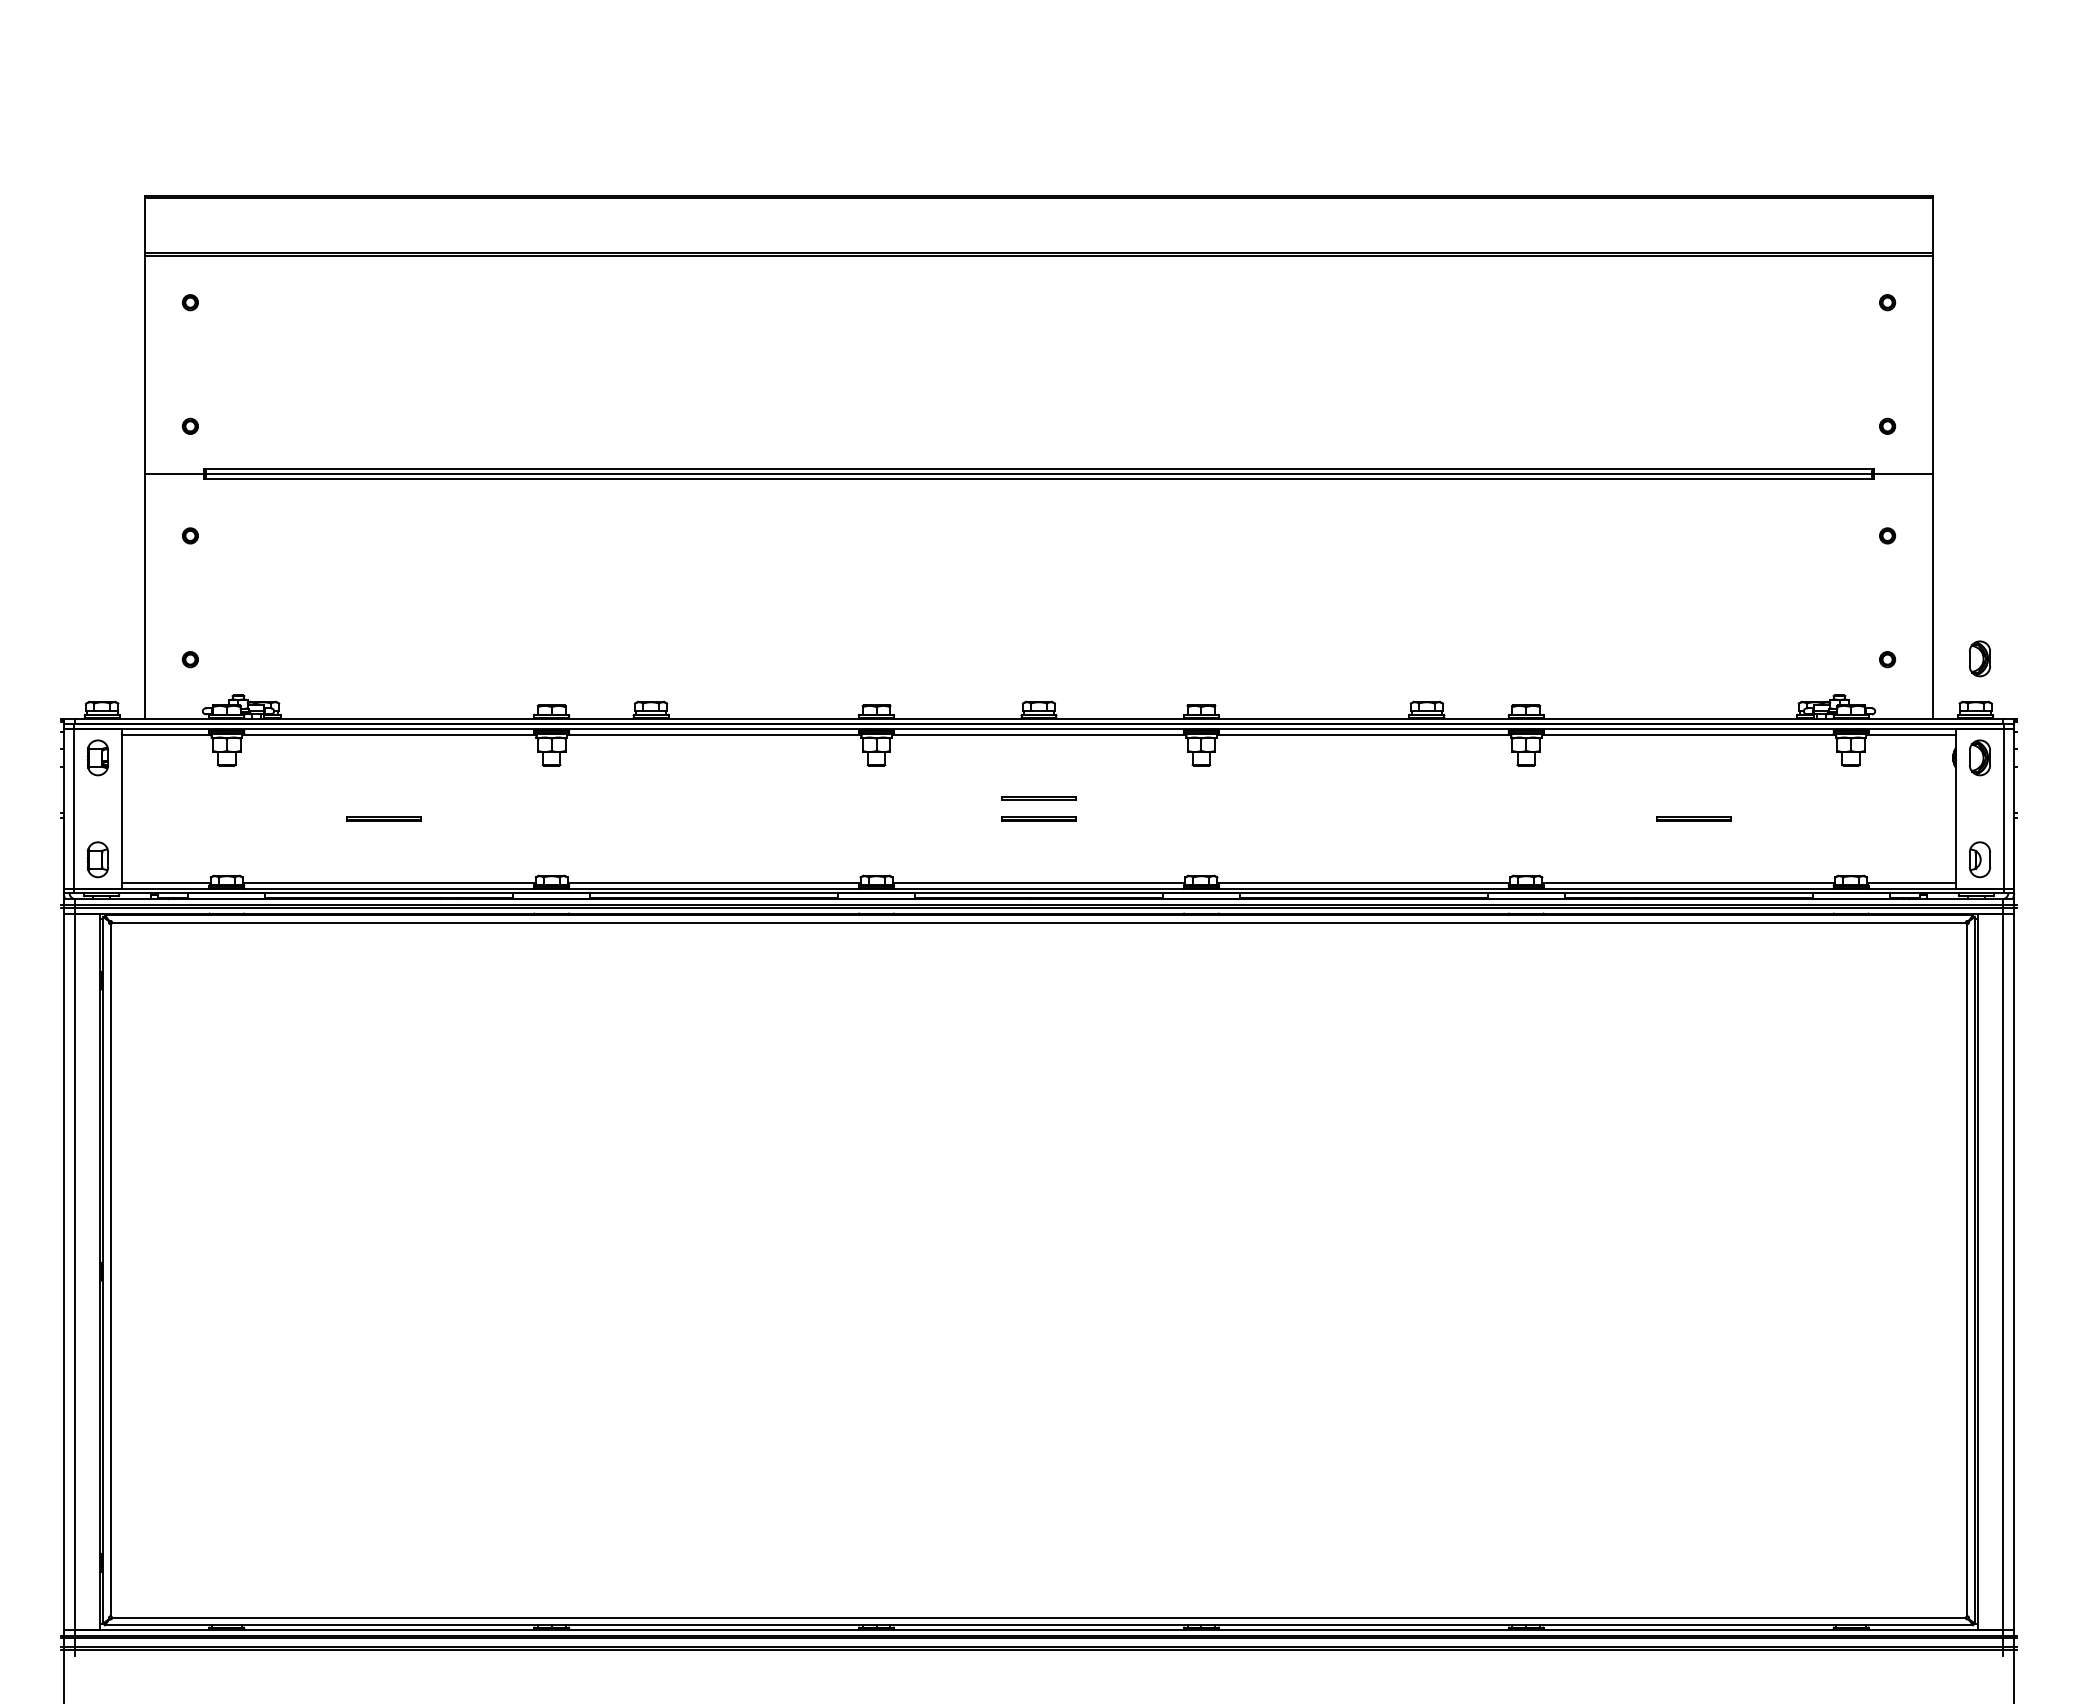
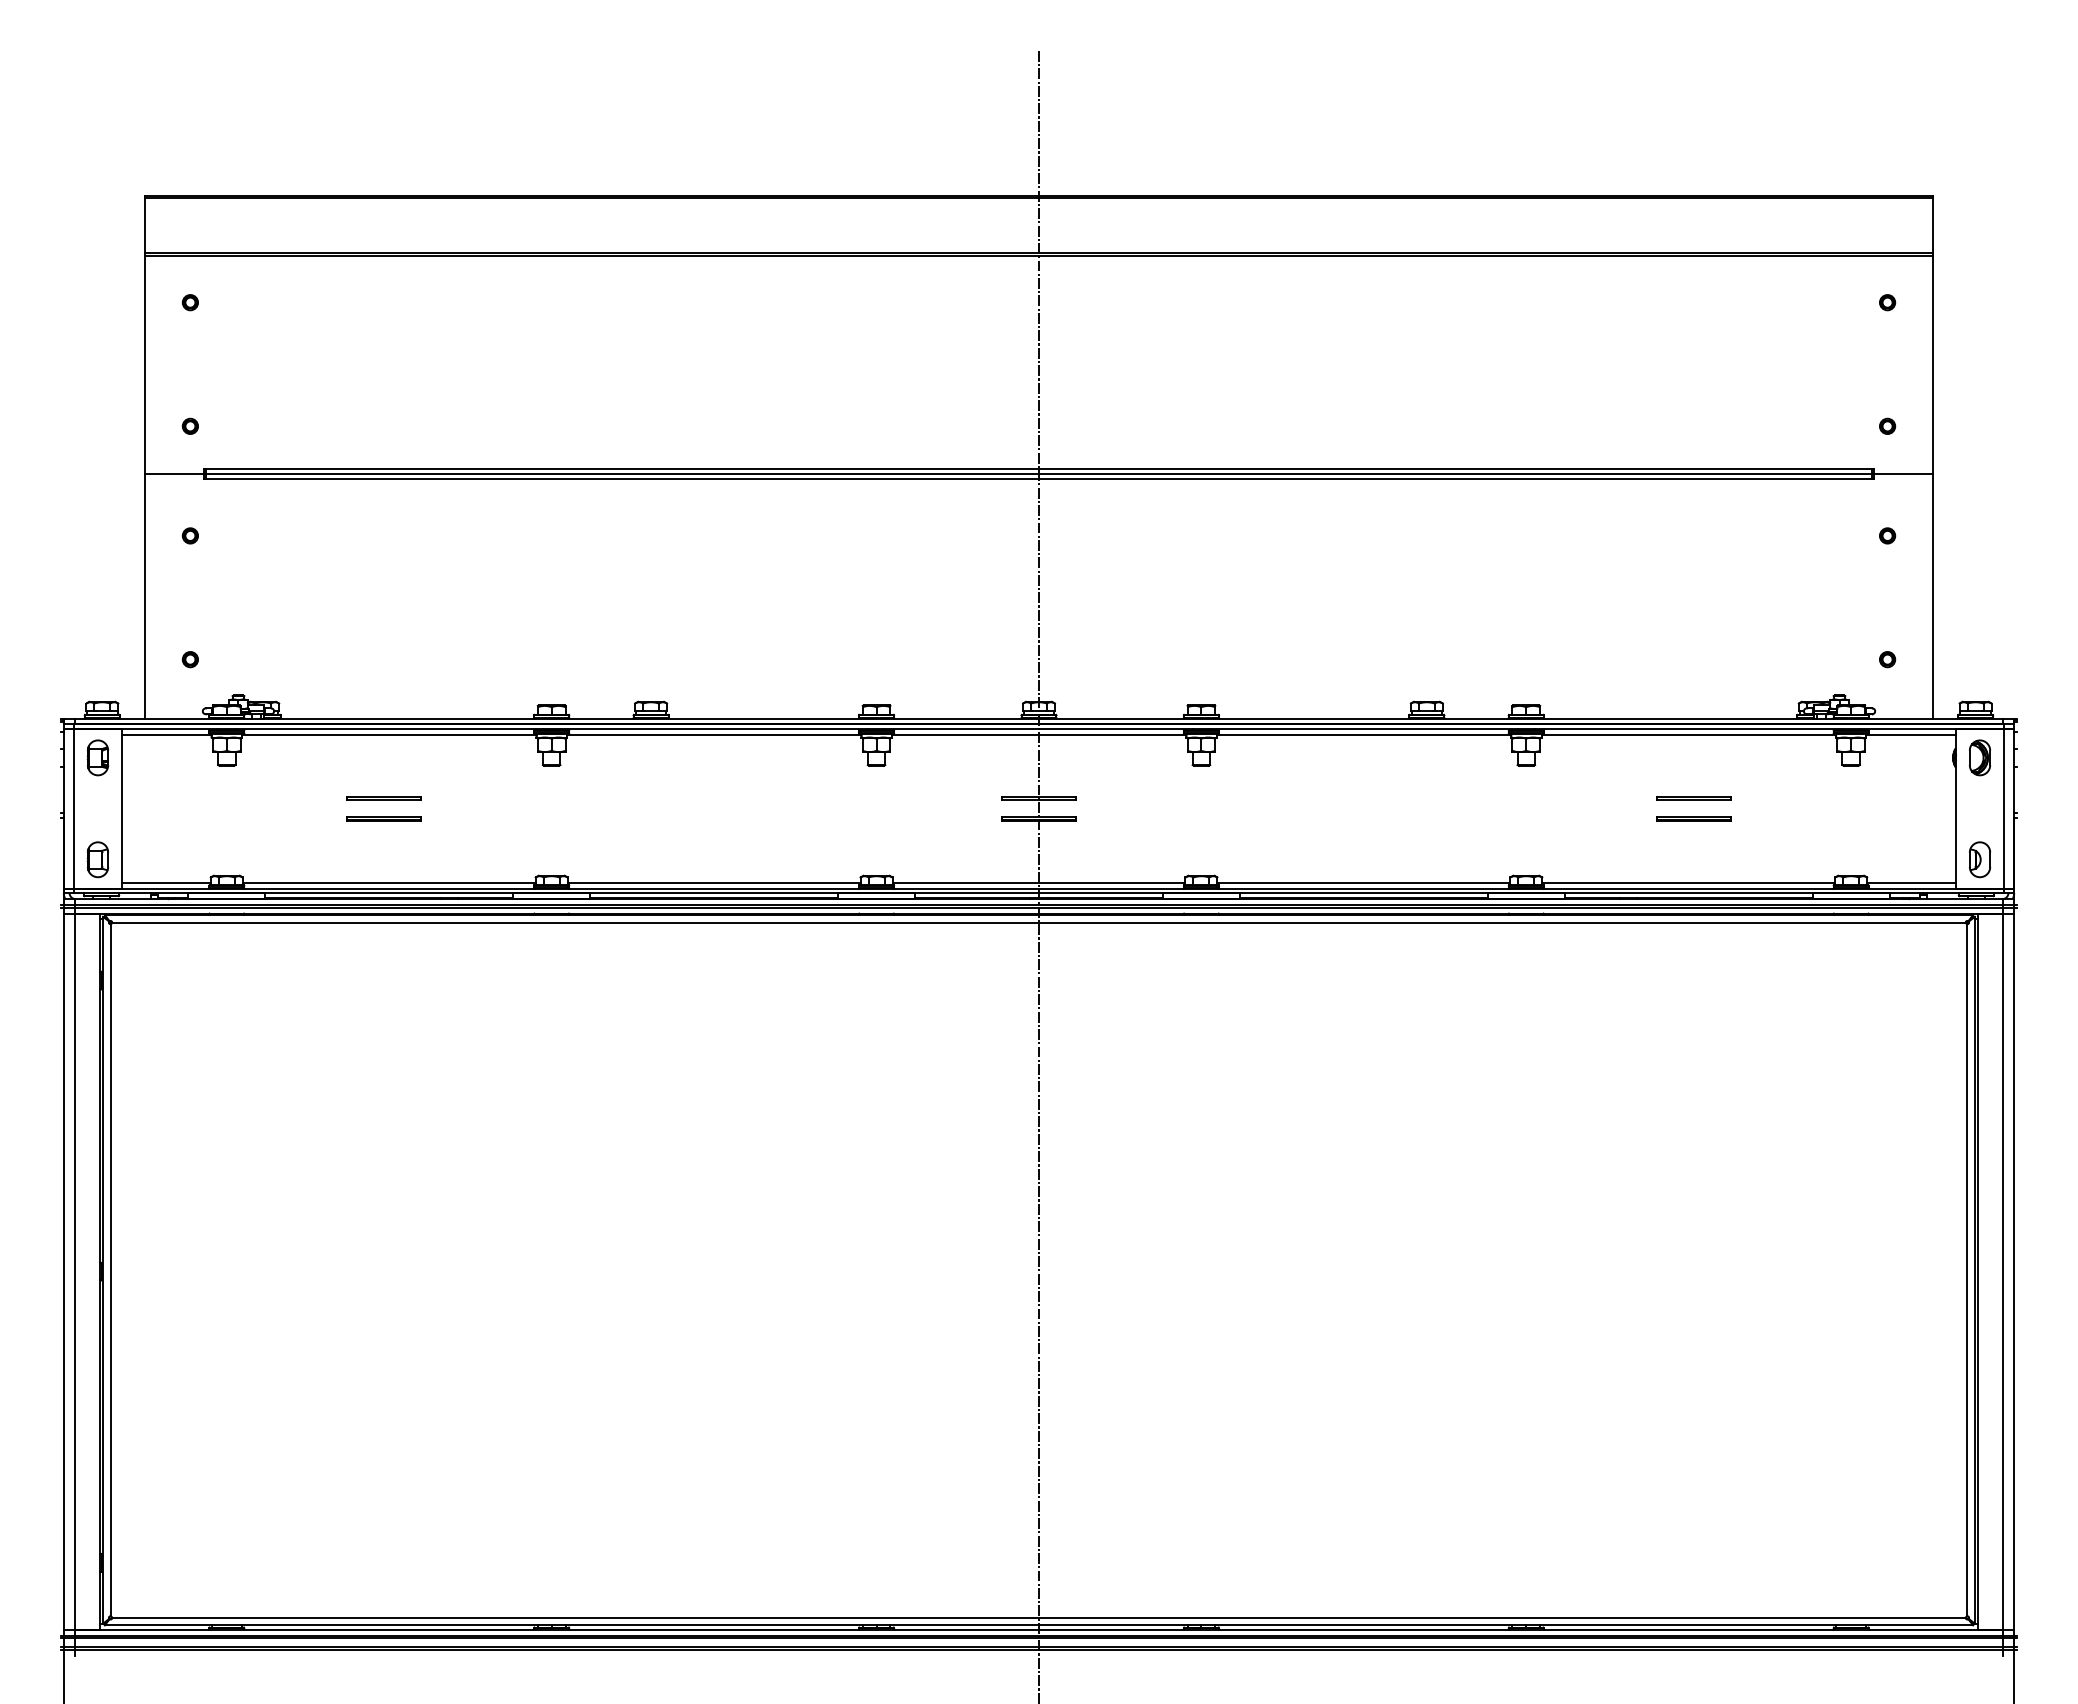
part: present -> none (1980, 658)
line: none -> present (383, 797)
line: none -> present (1693, 797)
line: none -> present (1039, 875)
